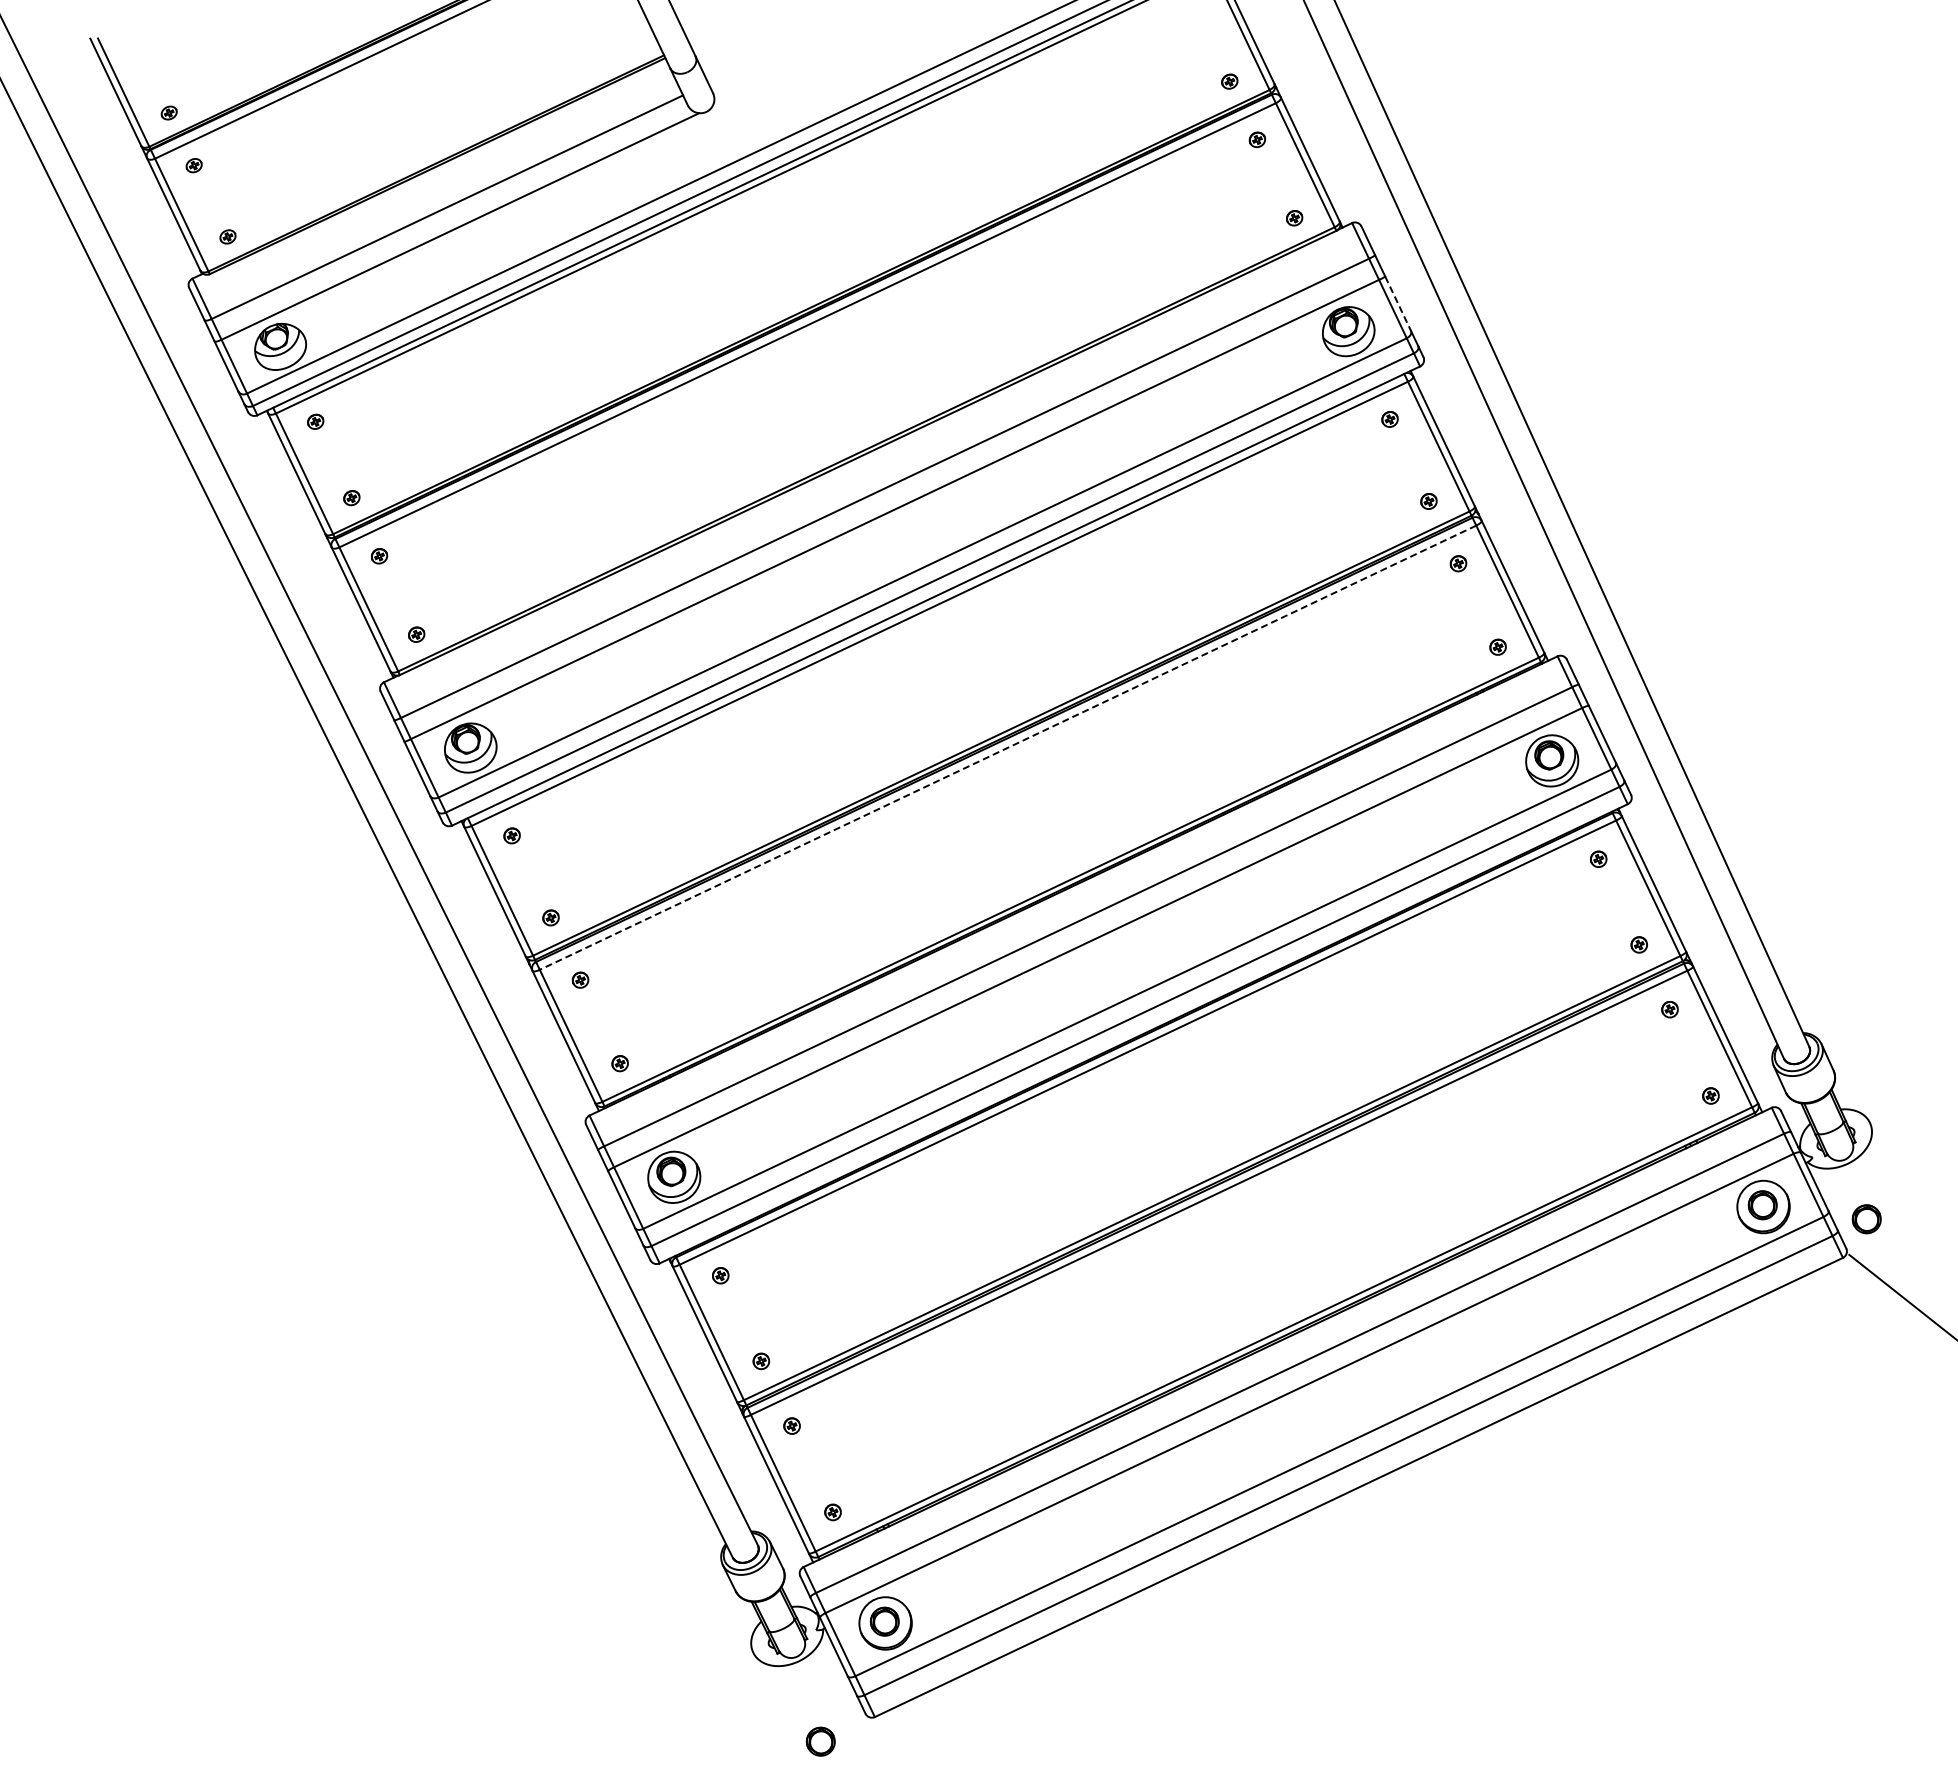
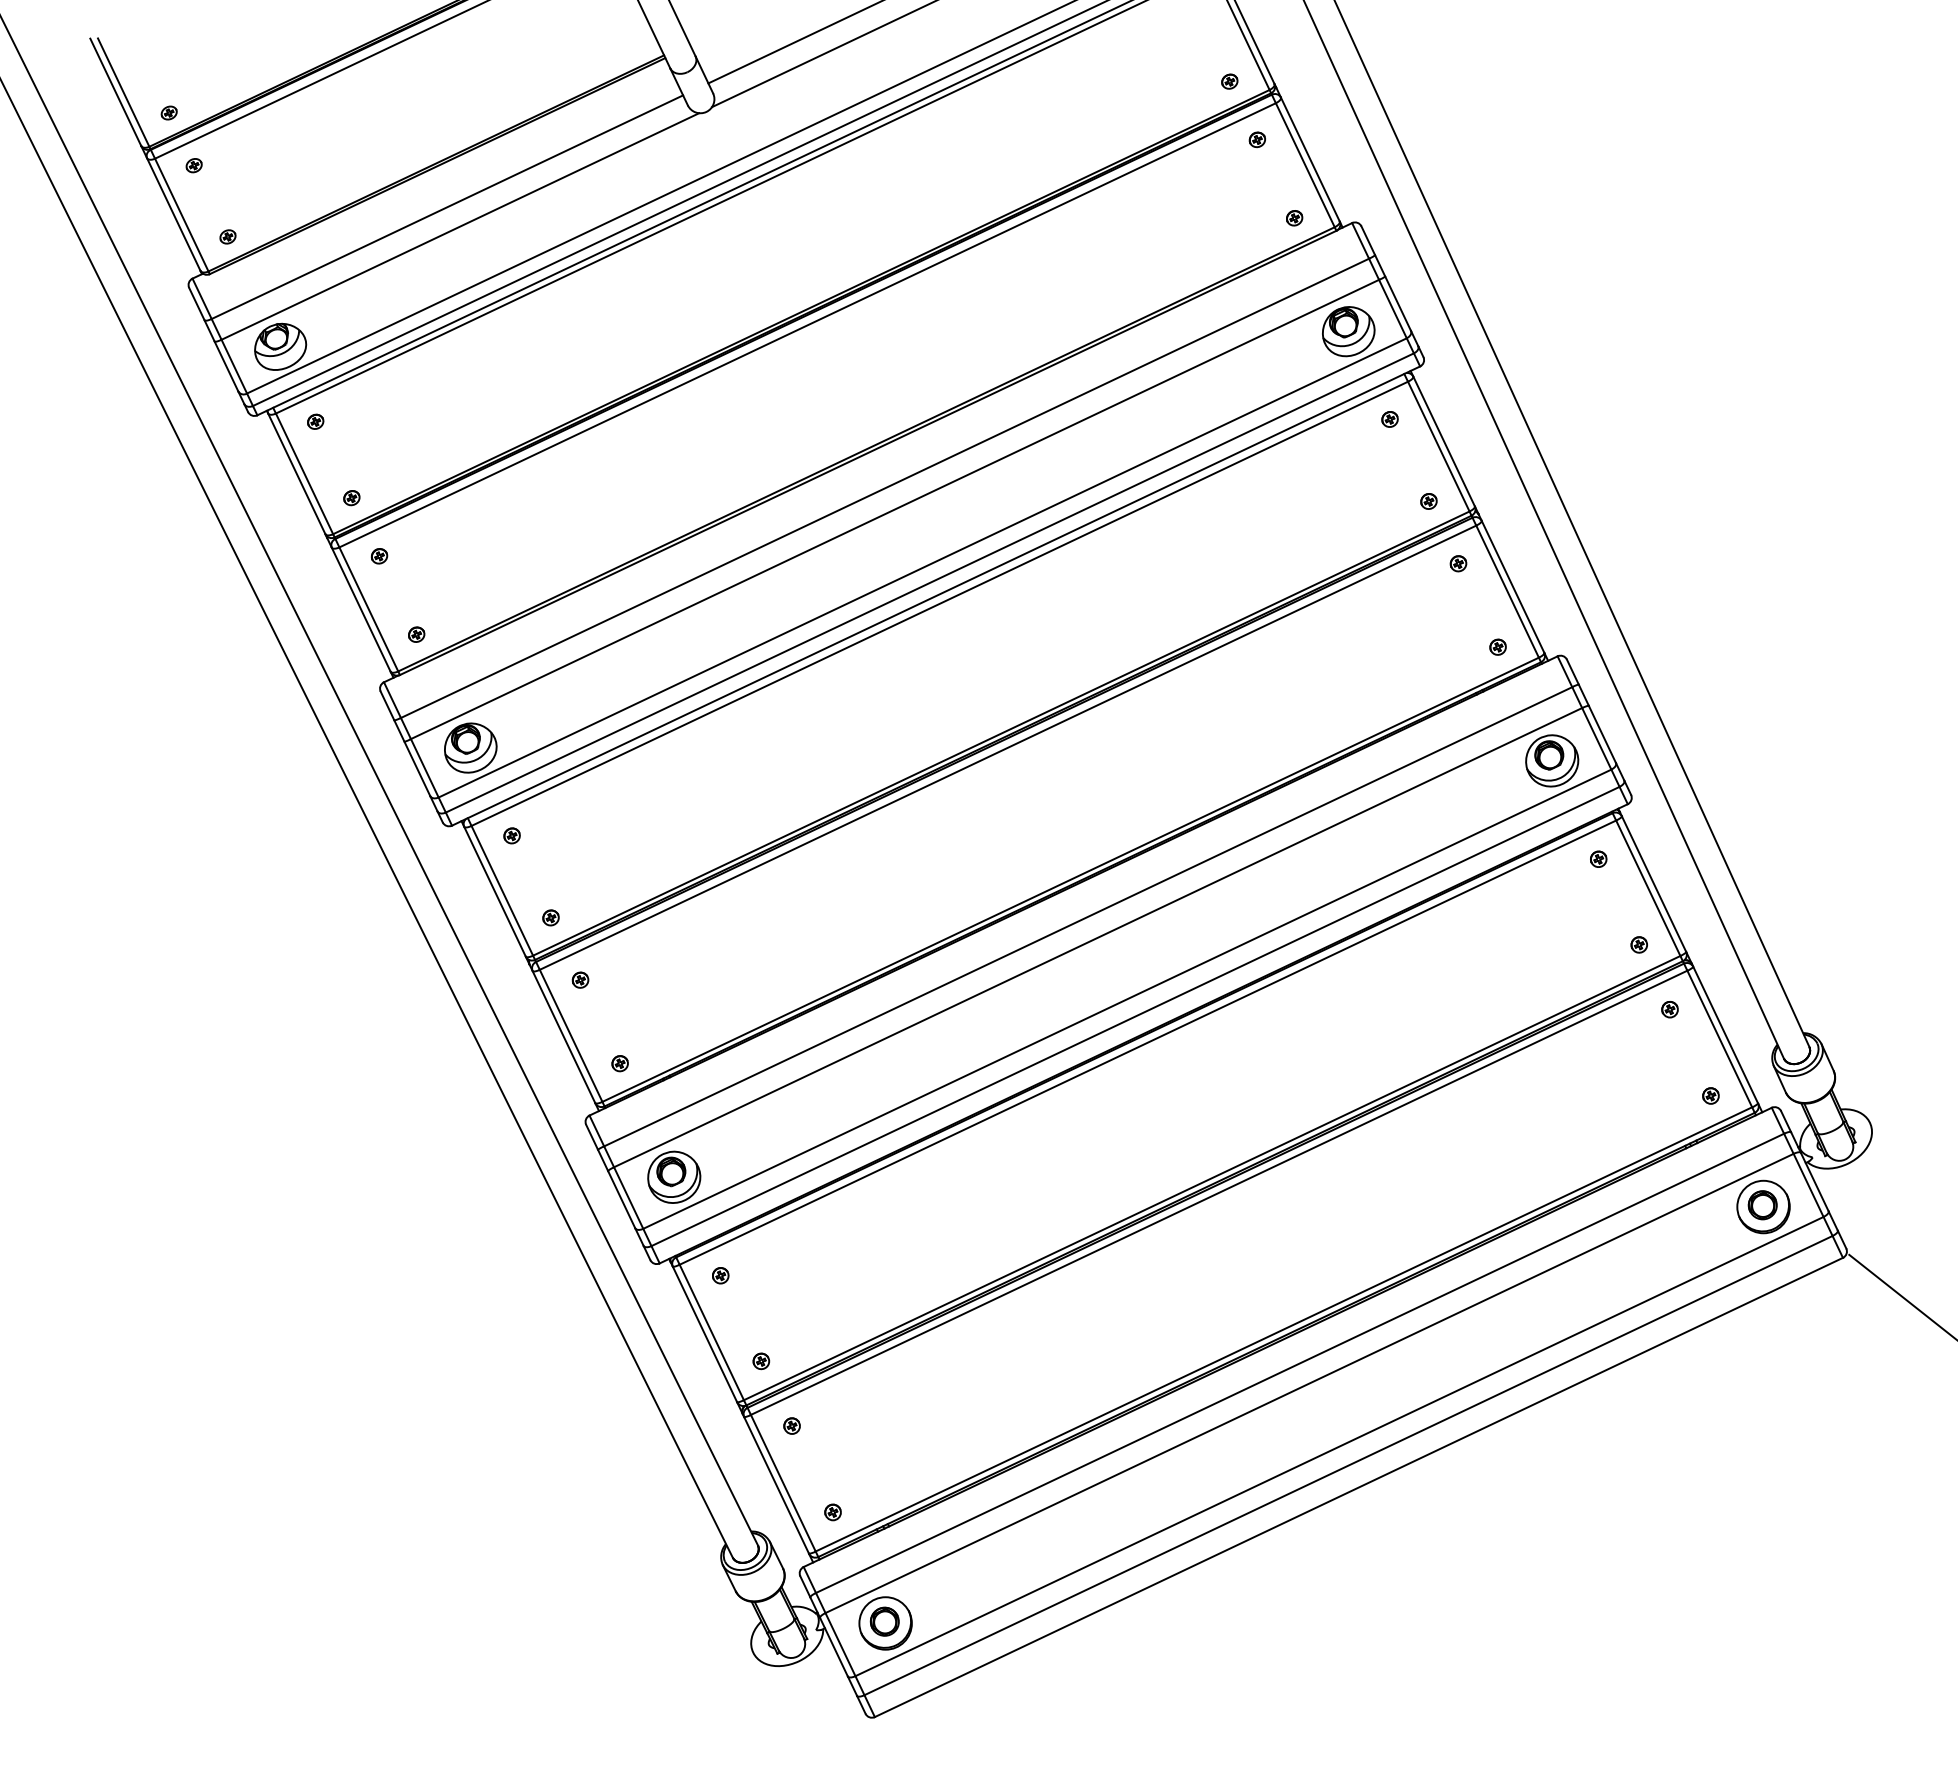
line: none -> present (793, 42)
line: none -> present (822, 54)
line: dashed -> solid (1398, 304)
line: dashed -> solid (1007, 747)
part: present -> none (1866, 1219)
part: present -> none (820, 1741)
